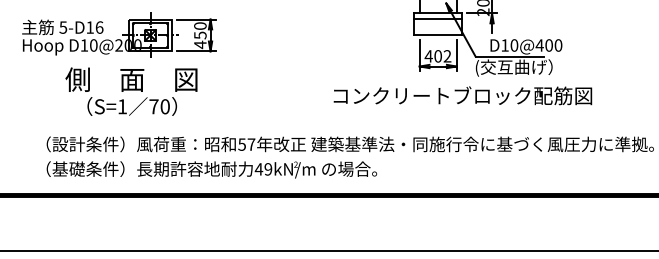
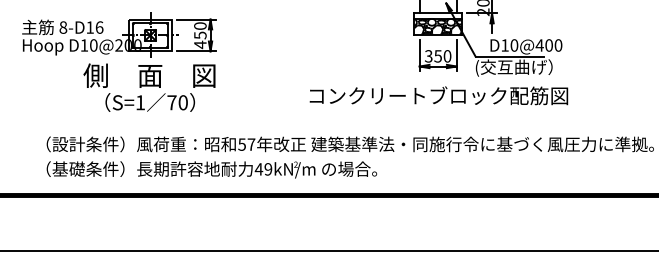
hatch: none -> present (438, 26)
text: 5-D16 -> 8-D16 (63, 27)
text: 402 -> 350 (437, 56)
text position: (131, 91) -> (149, 87) (149, 87)
text position: (462, 95) -> (438, 95) (438, 95)
